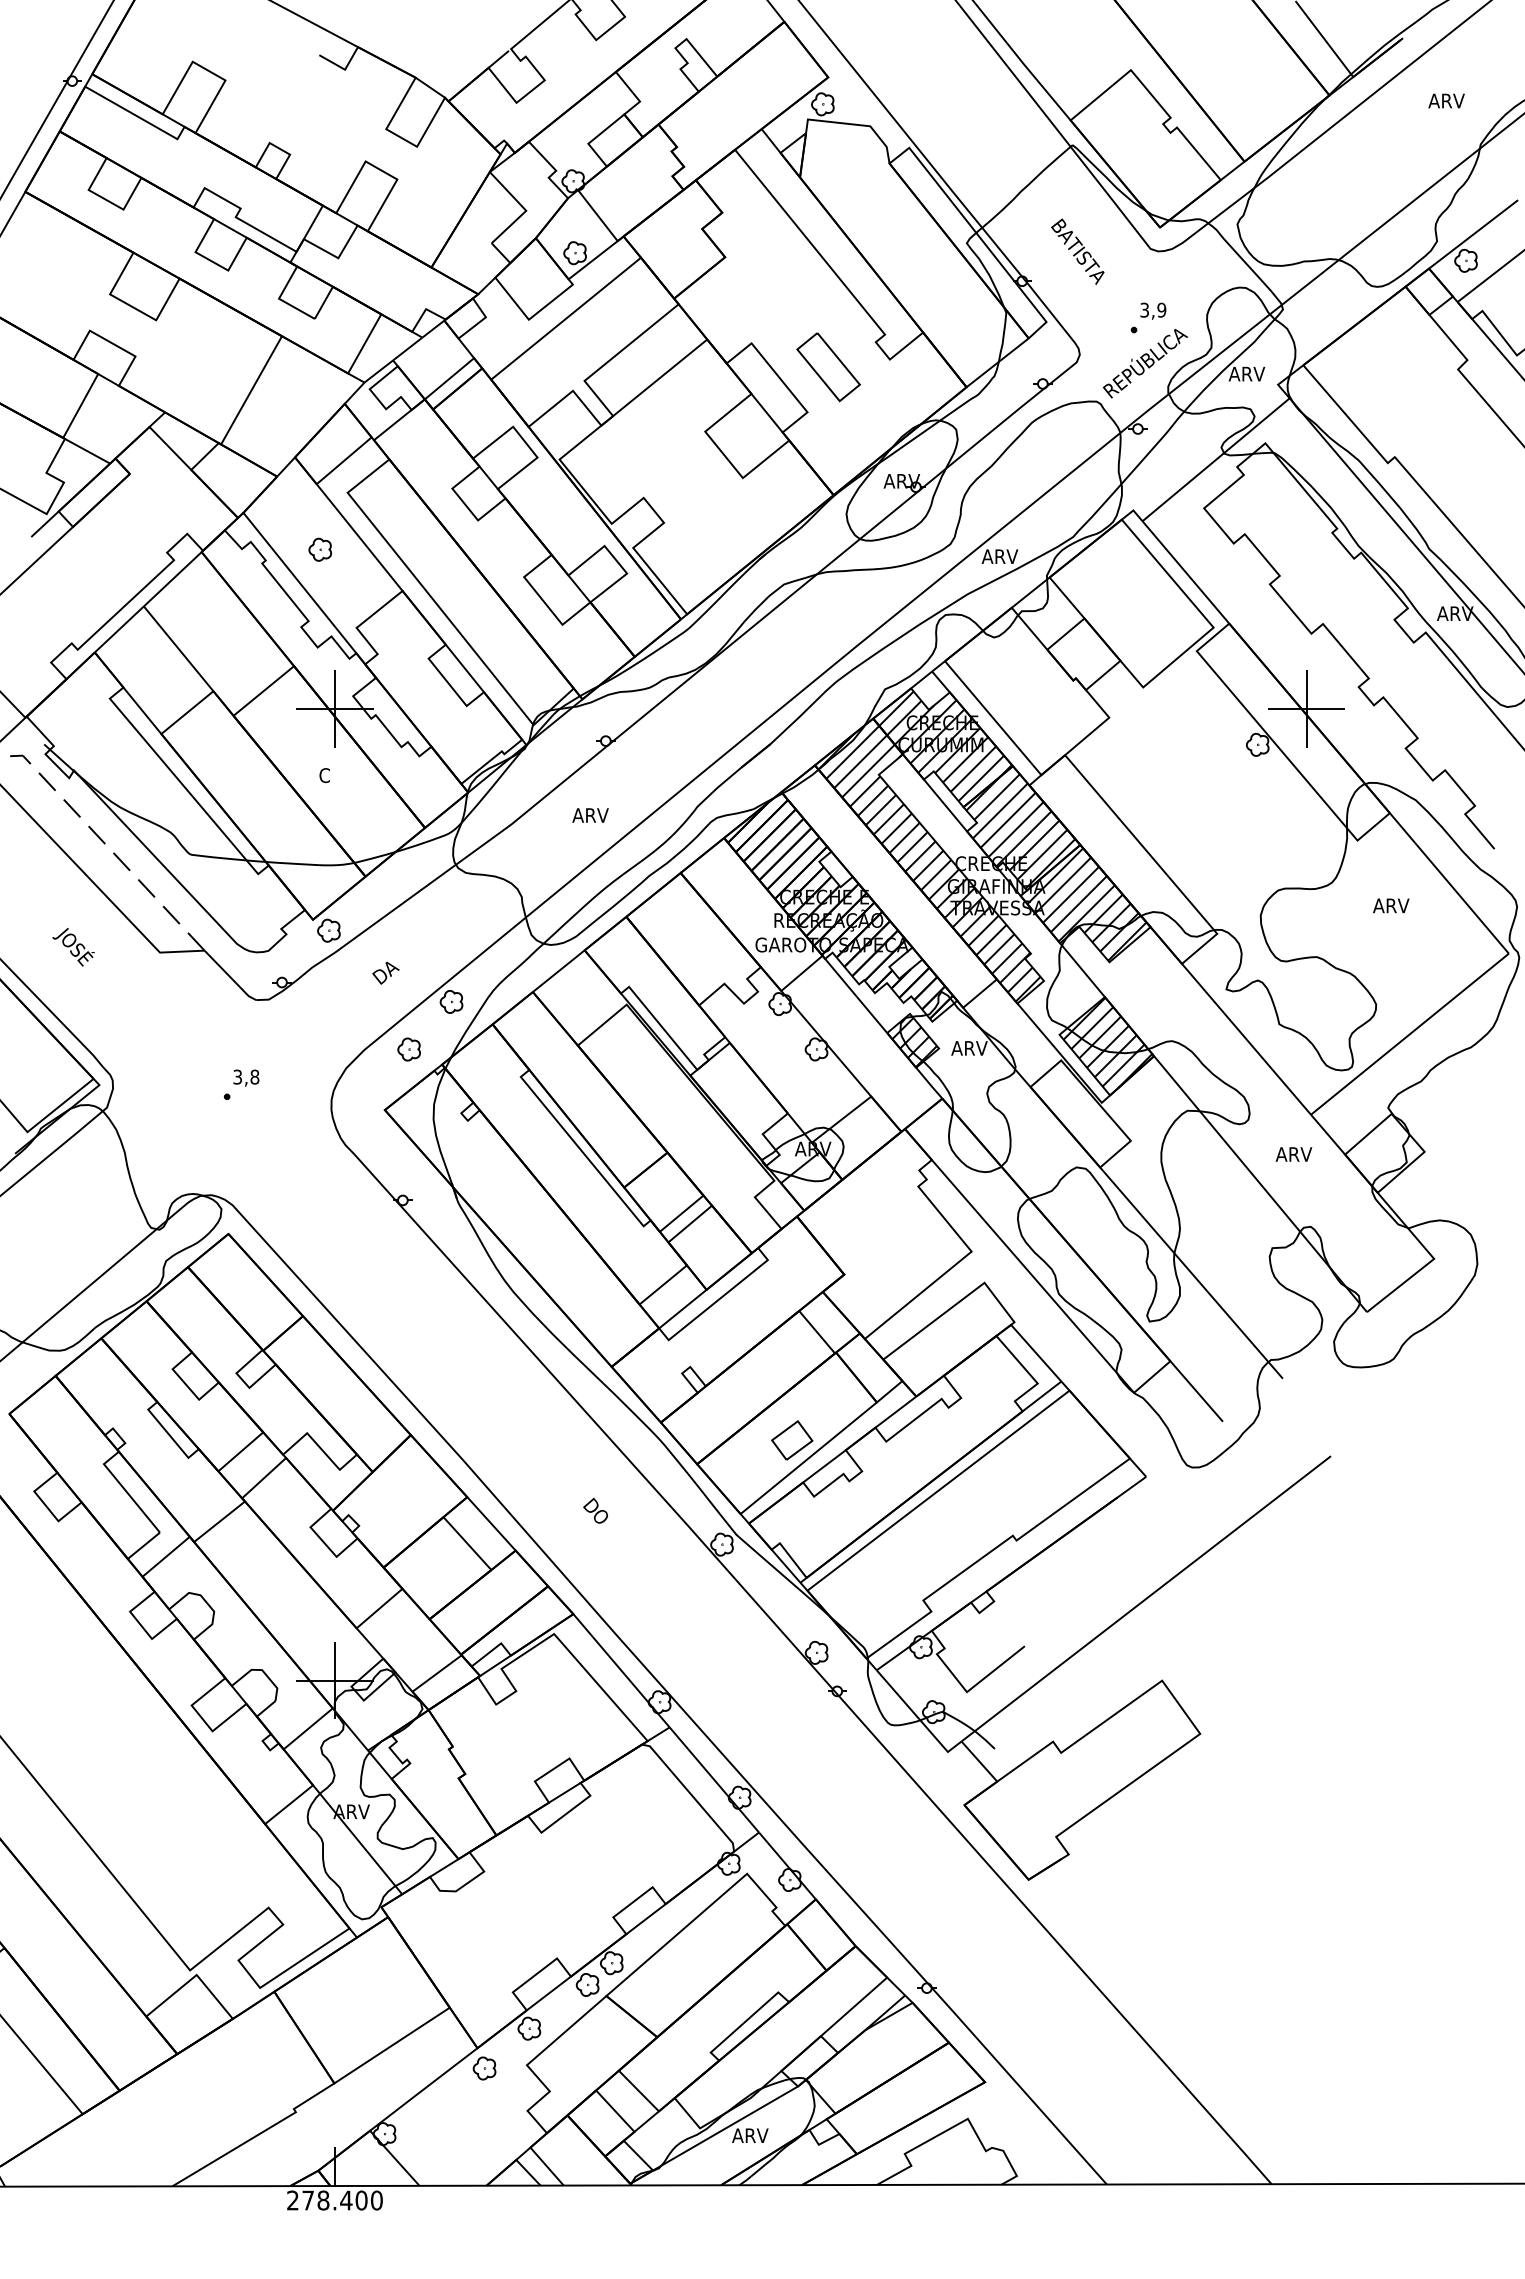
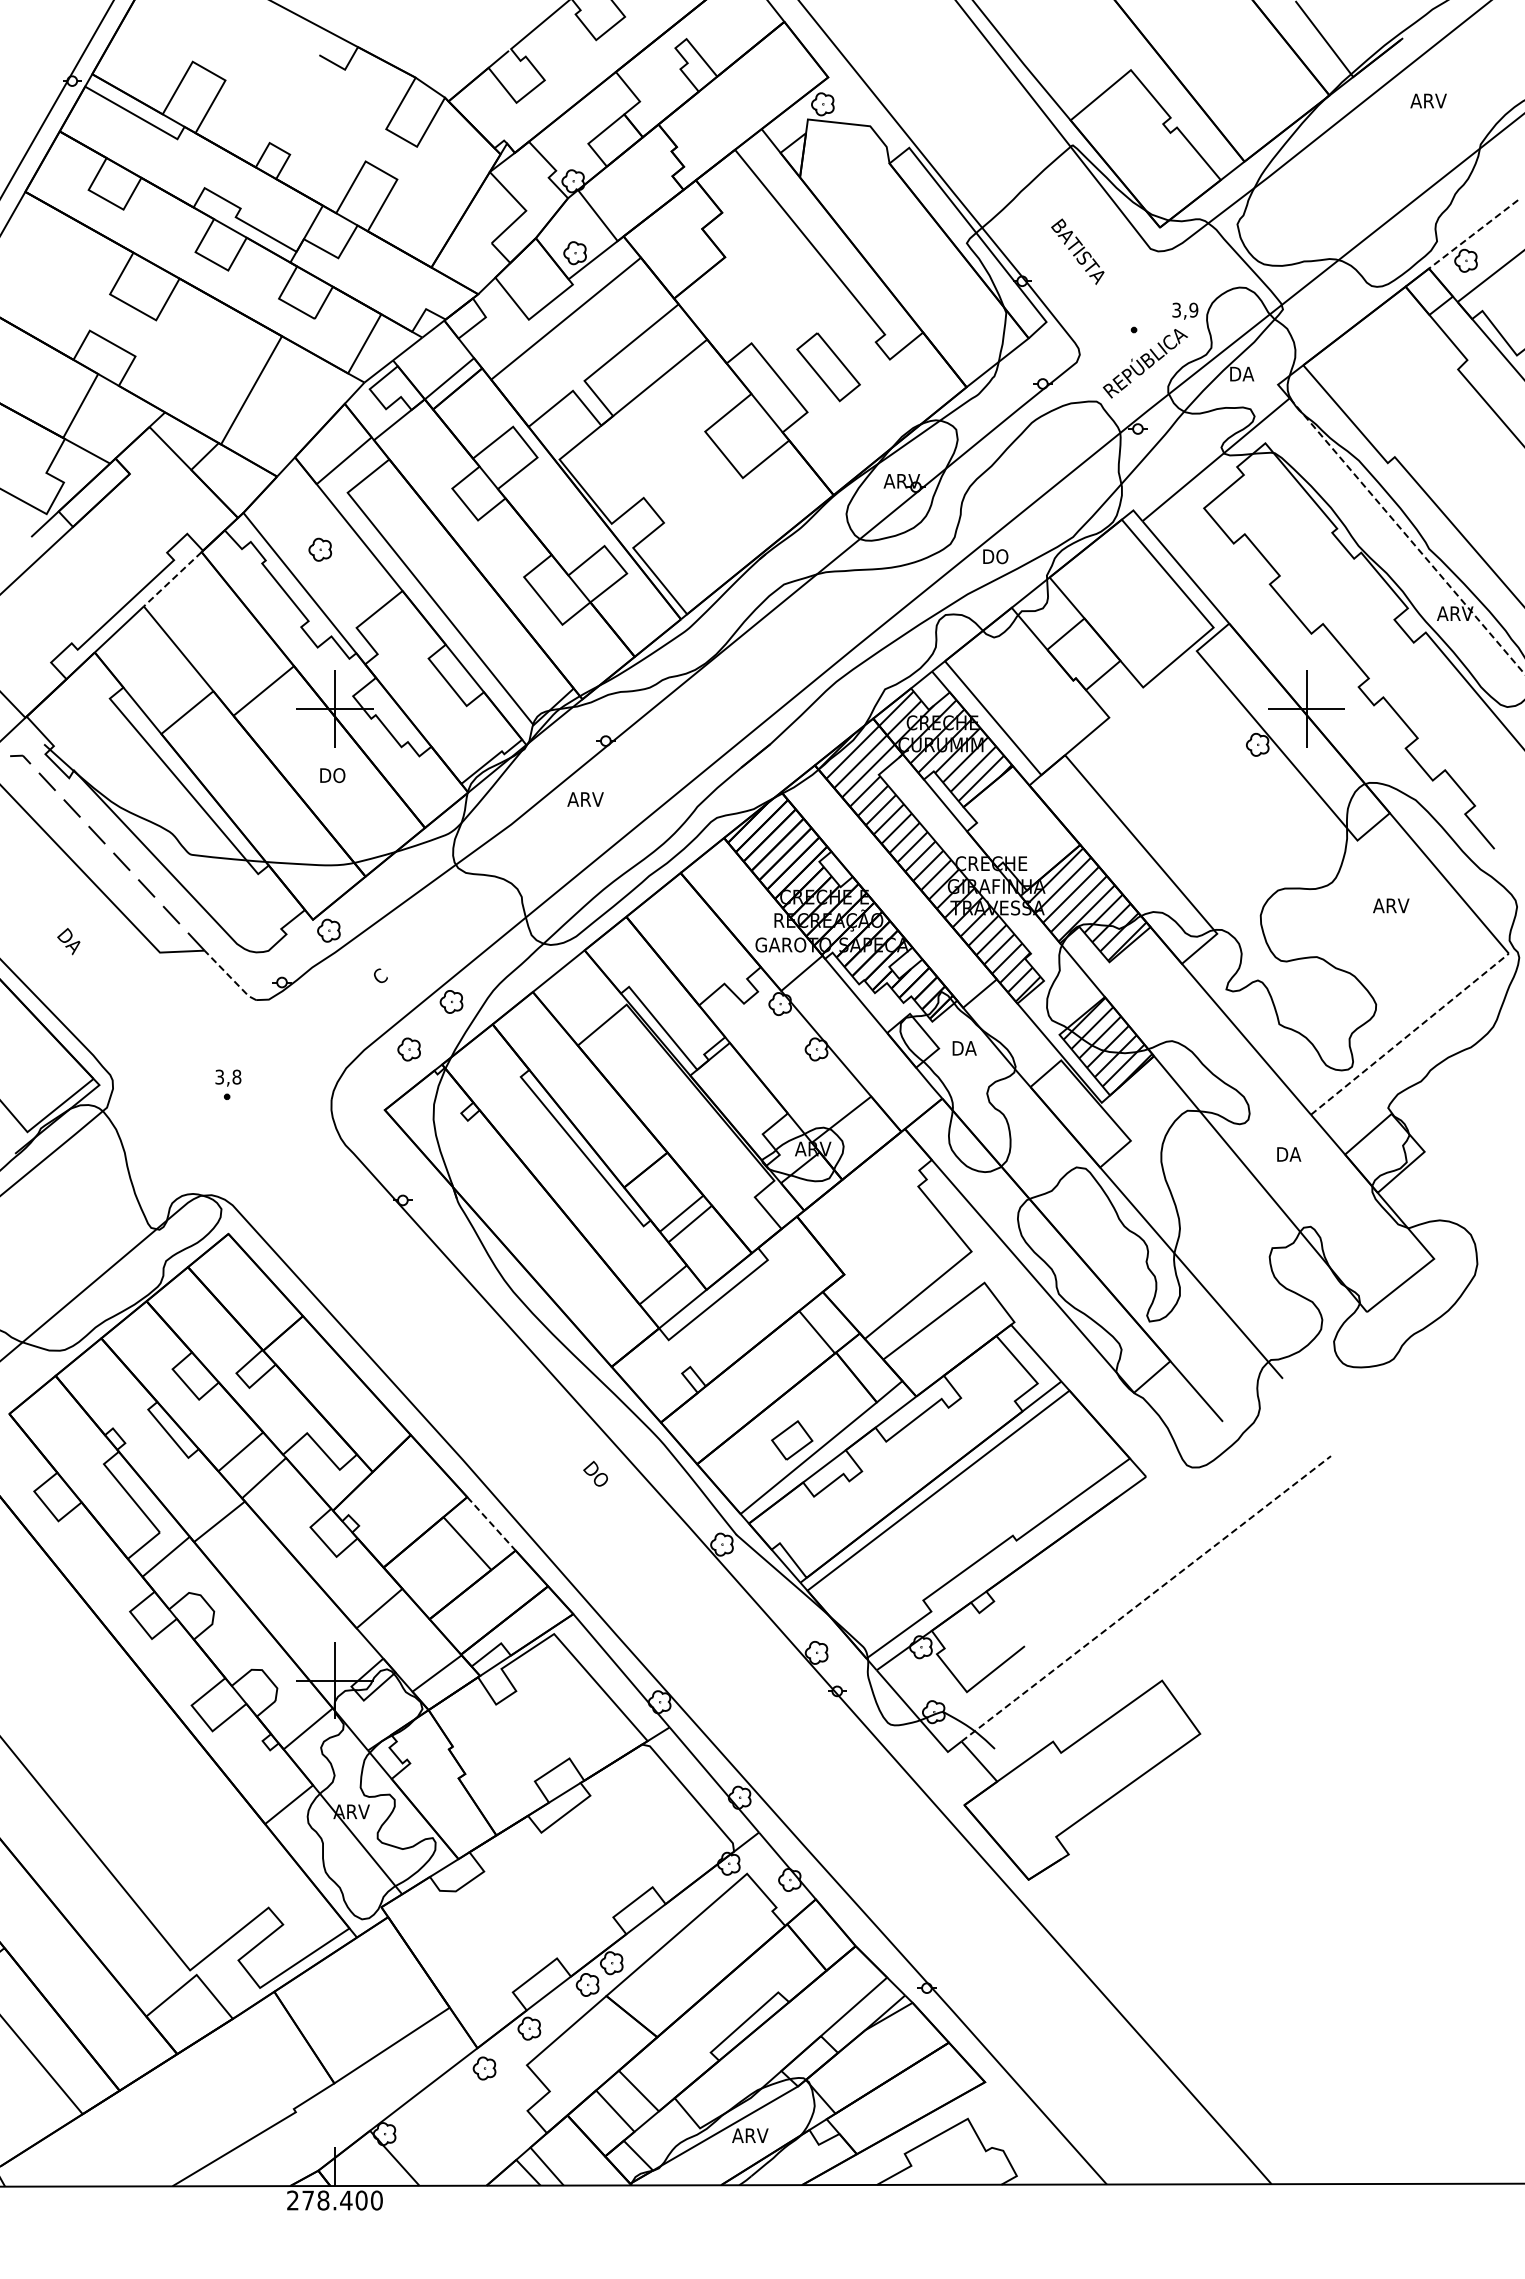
text position: (1446, 100) -> (1428, 100) (1428, 100)
line: solid -> dashed (1473, 234)
text position: (1153, 310) -> (1185, 310) (1185, 310)
text: ARV -> DA (1246, 373)
line: solid -> dashed (1407, 536)
text: ARV -> DO (999, 556)
line: solid -> dashed (172, 579)
text: C -> DO (332, 775)
text position: (590, 815) -> (585, 799) (585, 799)
hatch: present -> none (1020, 831)
text: JOSÉ -> DA (73, 947)
text: DA -> C (385, 972)
line: solid -> dashed (230, 977)
line: solid -> dashed (1409, 1034)
hatch: present -> none (914, 1042)
text: ARV -> DA (969, 1048)
text position: (246, 1077) -> (228, 1077) (228, 1077)
text: ARV -> DA (1293, 1154)
text position: (595, 1510) -> (595, 1473) (595, 1473)
line: solid -> dashed (491, 1524)
line: solid -> dashed (1146, 1598)
